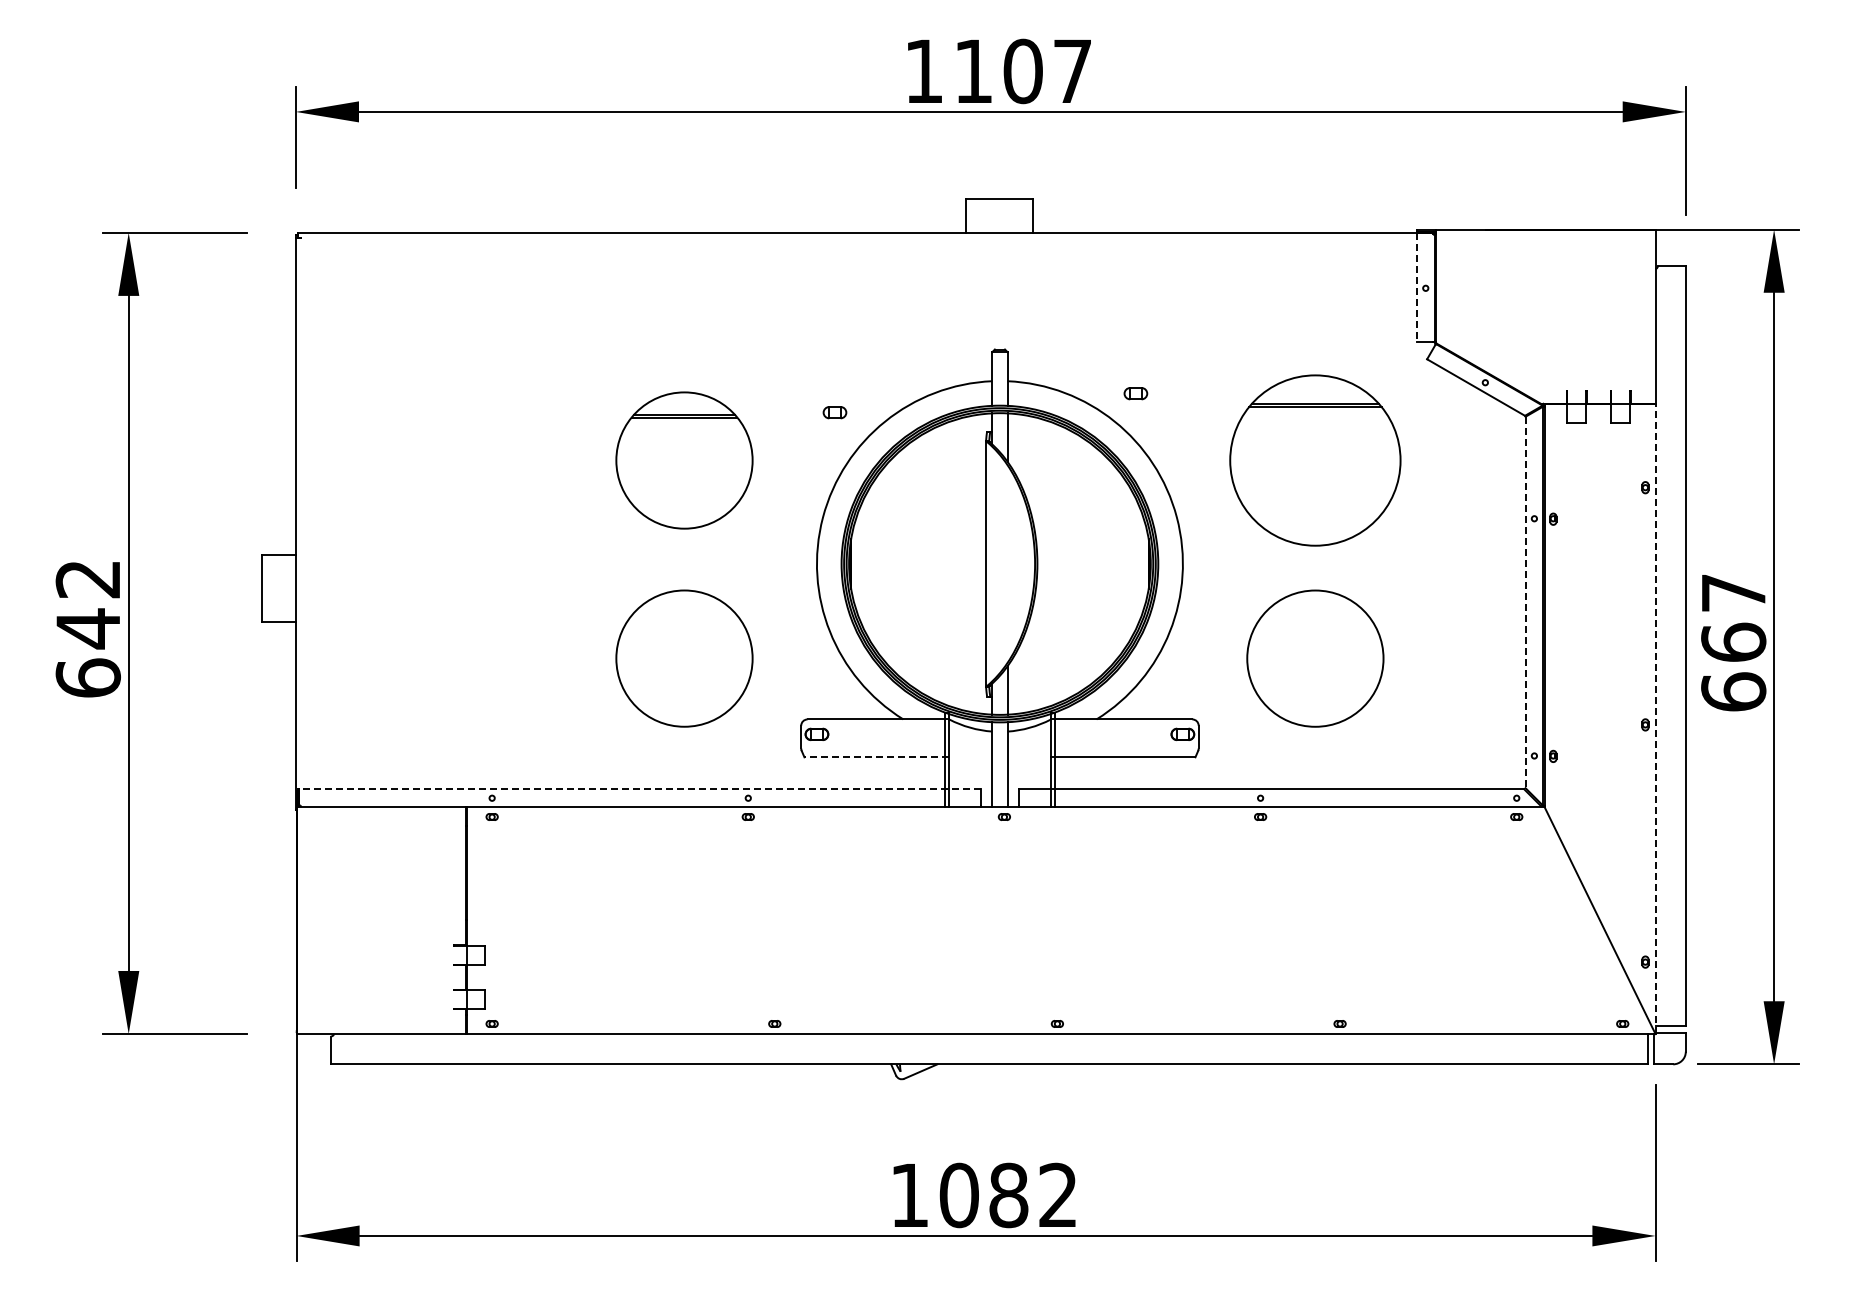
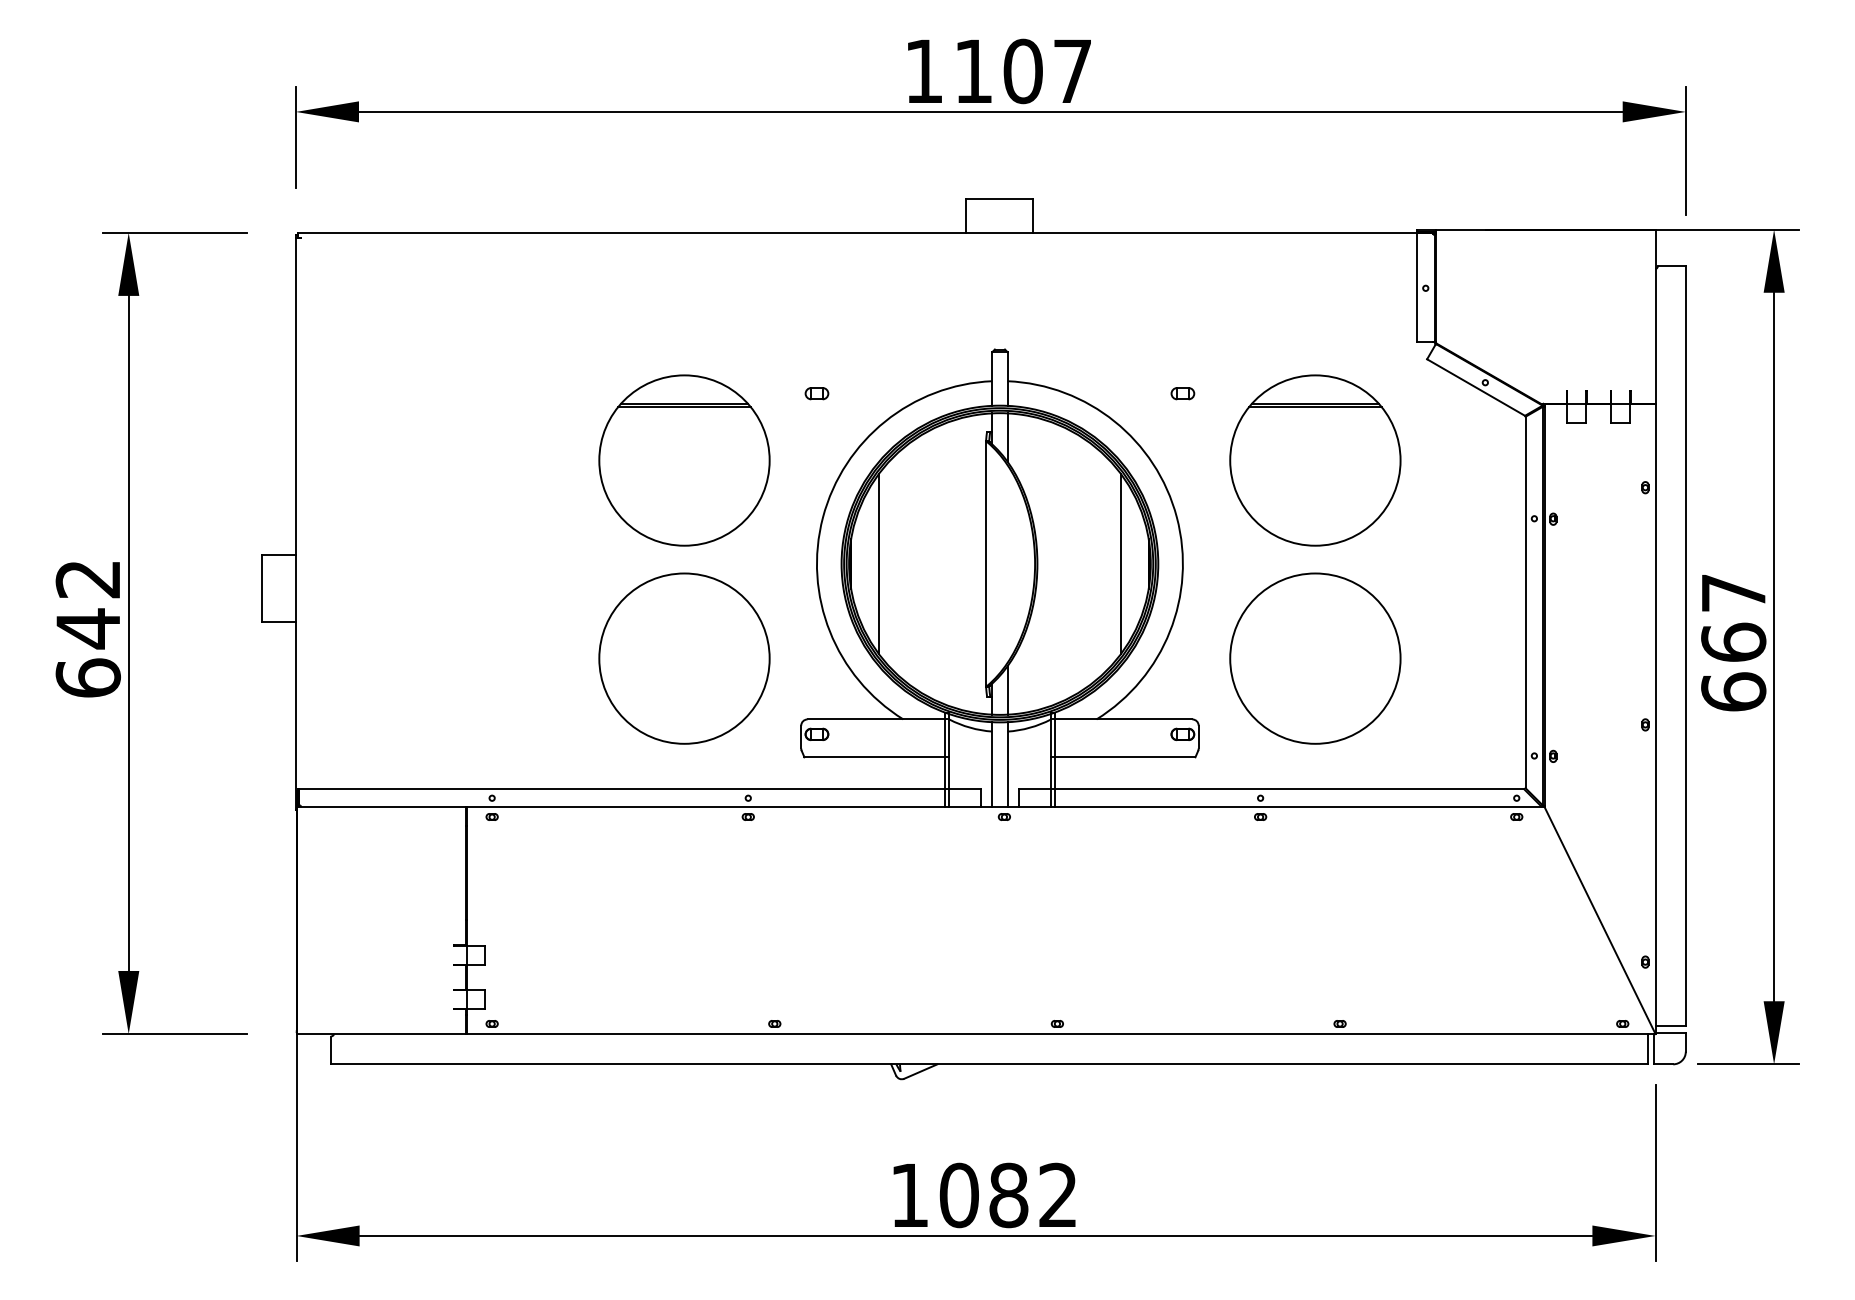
line: dashed -> solid (1416, 287)
part position: (1135, 393) -> (1182, 393) (1182, 393)
part position: (834, 412) -> (816, 393) (816, 393)
part size: 139x139 px -> 173x173 px (684, 460)
line: none -> present (879, 563)
line: none -> present (1120, 563)
line: dashed -> solid (1525, 602)
circle size: 139x139 px -> 173x173 px (684, 658)
circle diameter: 136 px -> 170 px (1315, 658)
line: dashed -> solid (1655, 719)
line: dashed -> solid (876, 757)
line: dashed -> solid (639, 789)
